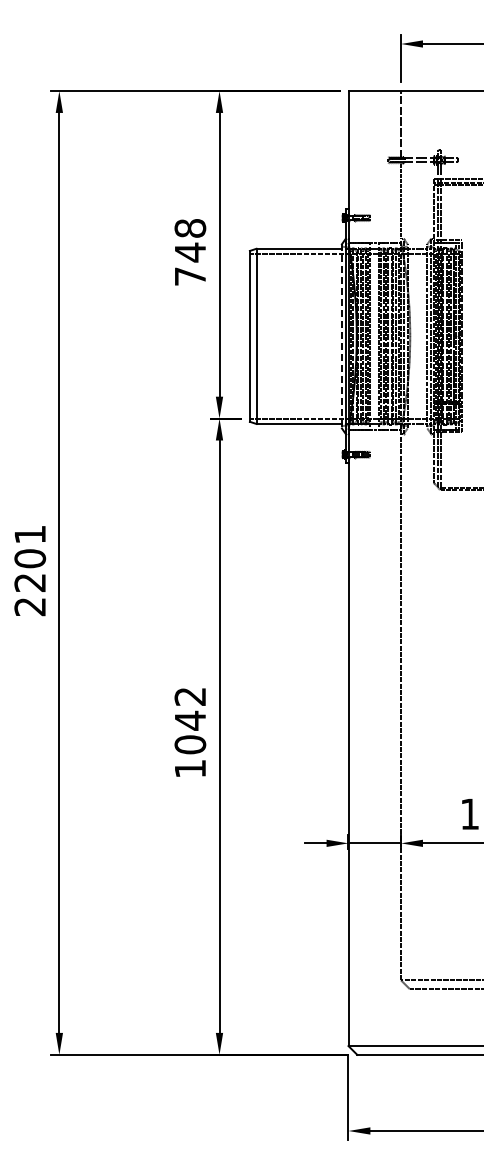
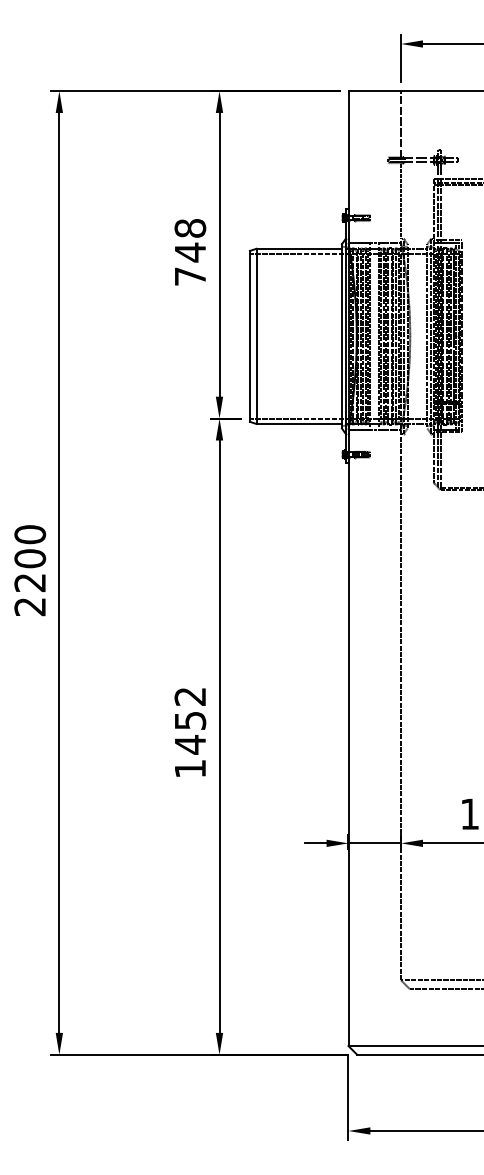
line: dashed -> solid (341, 336)
text: 2201 -> 2200 (30, 534)
text: 1042 -> 1452 (190, 732)
